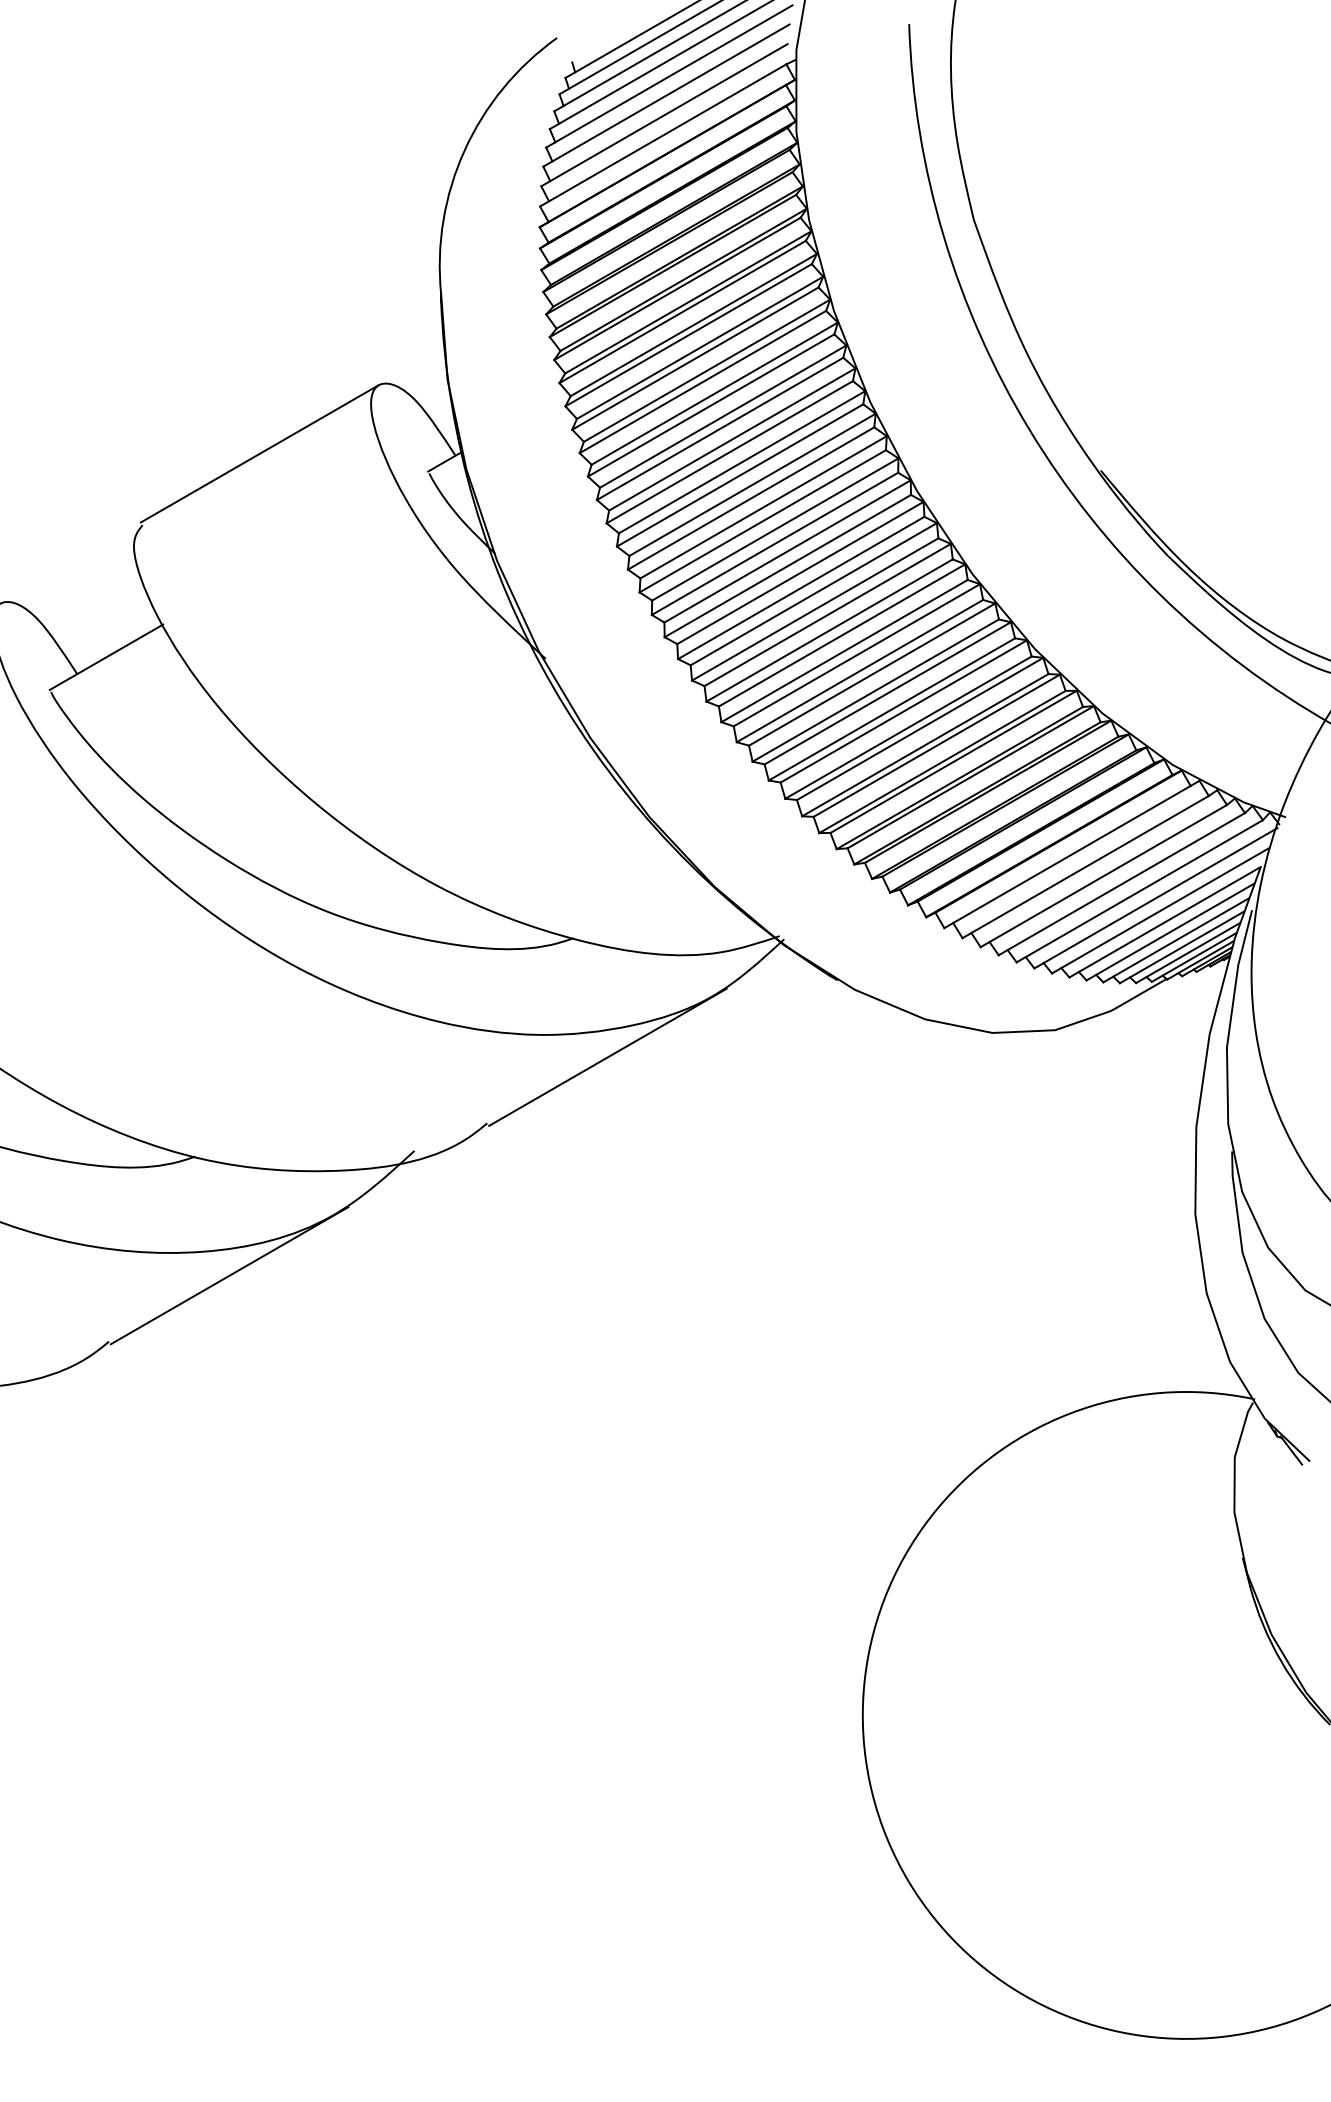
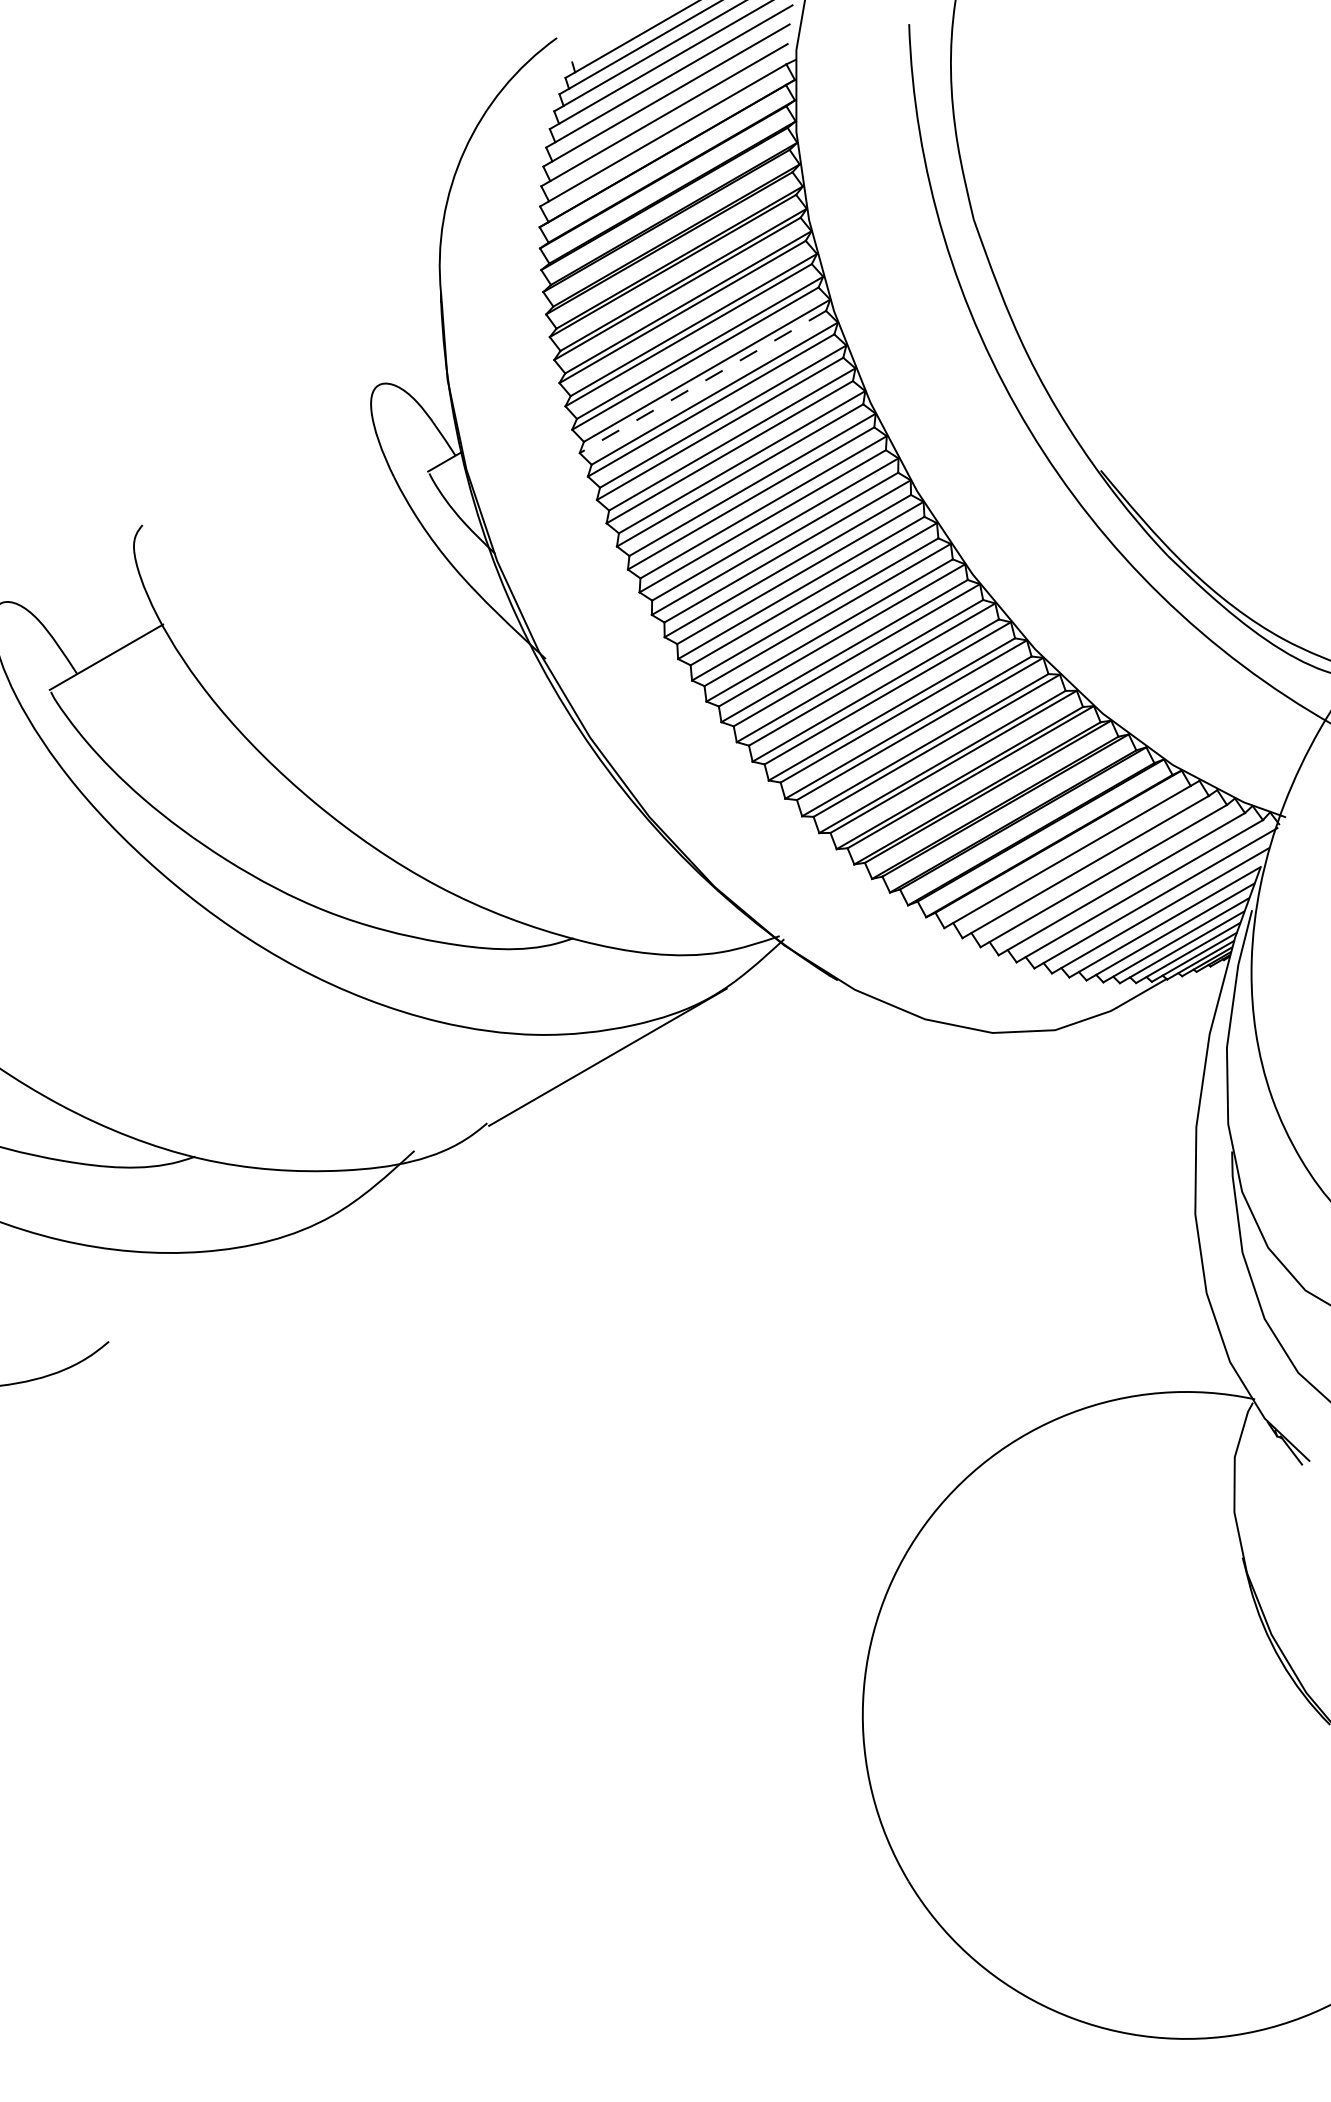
line: solid -> dashed (702, 382)
line: present -> none (259, 453)
line: present -> none (229, 1275)
